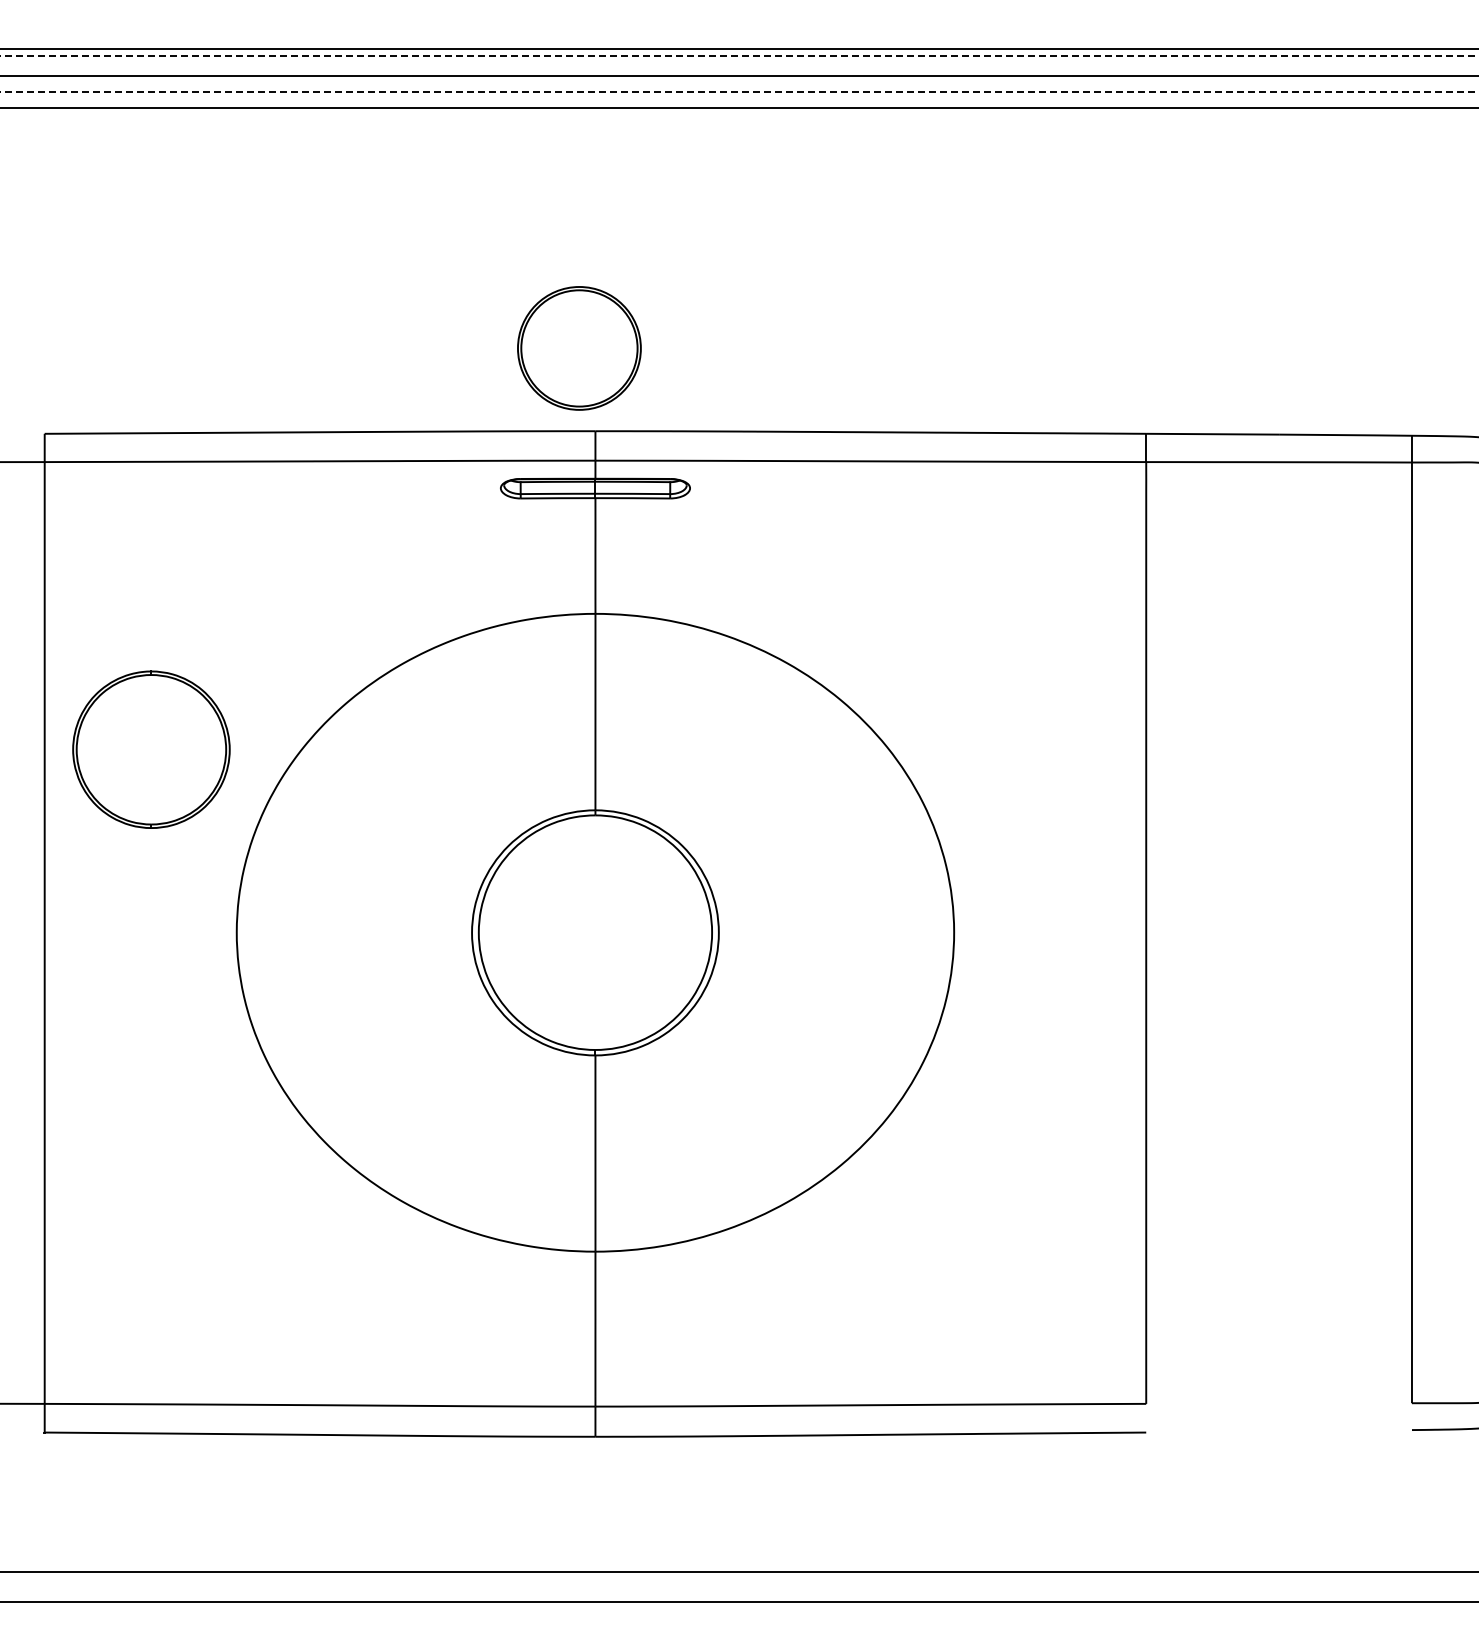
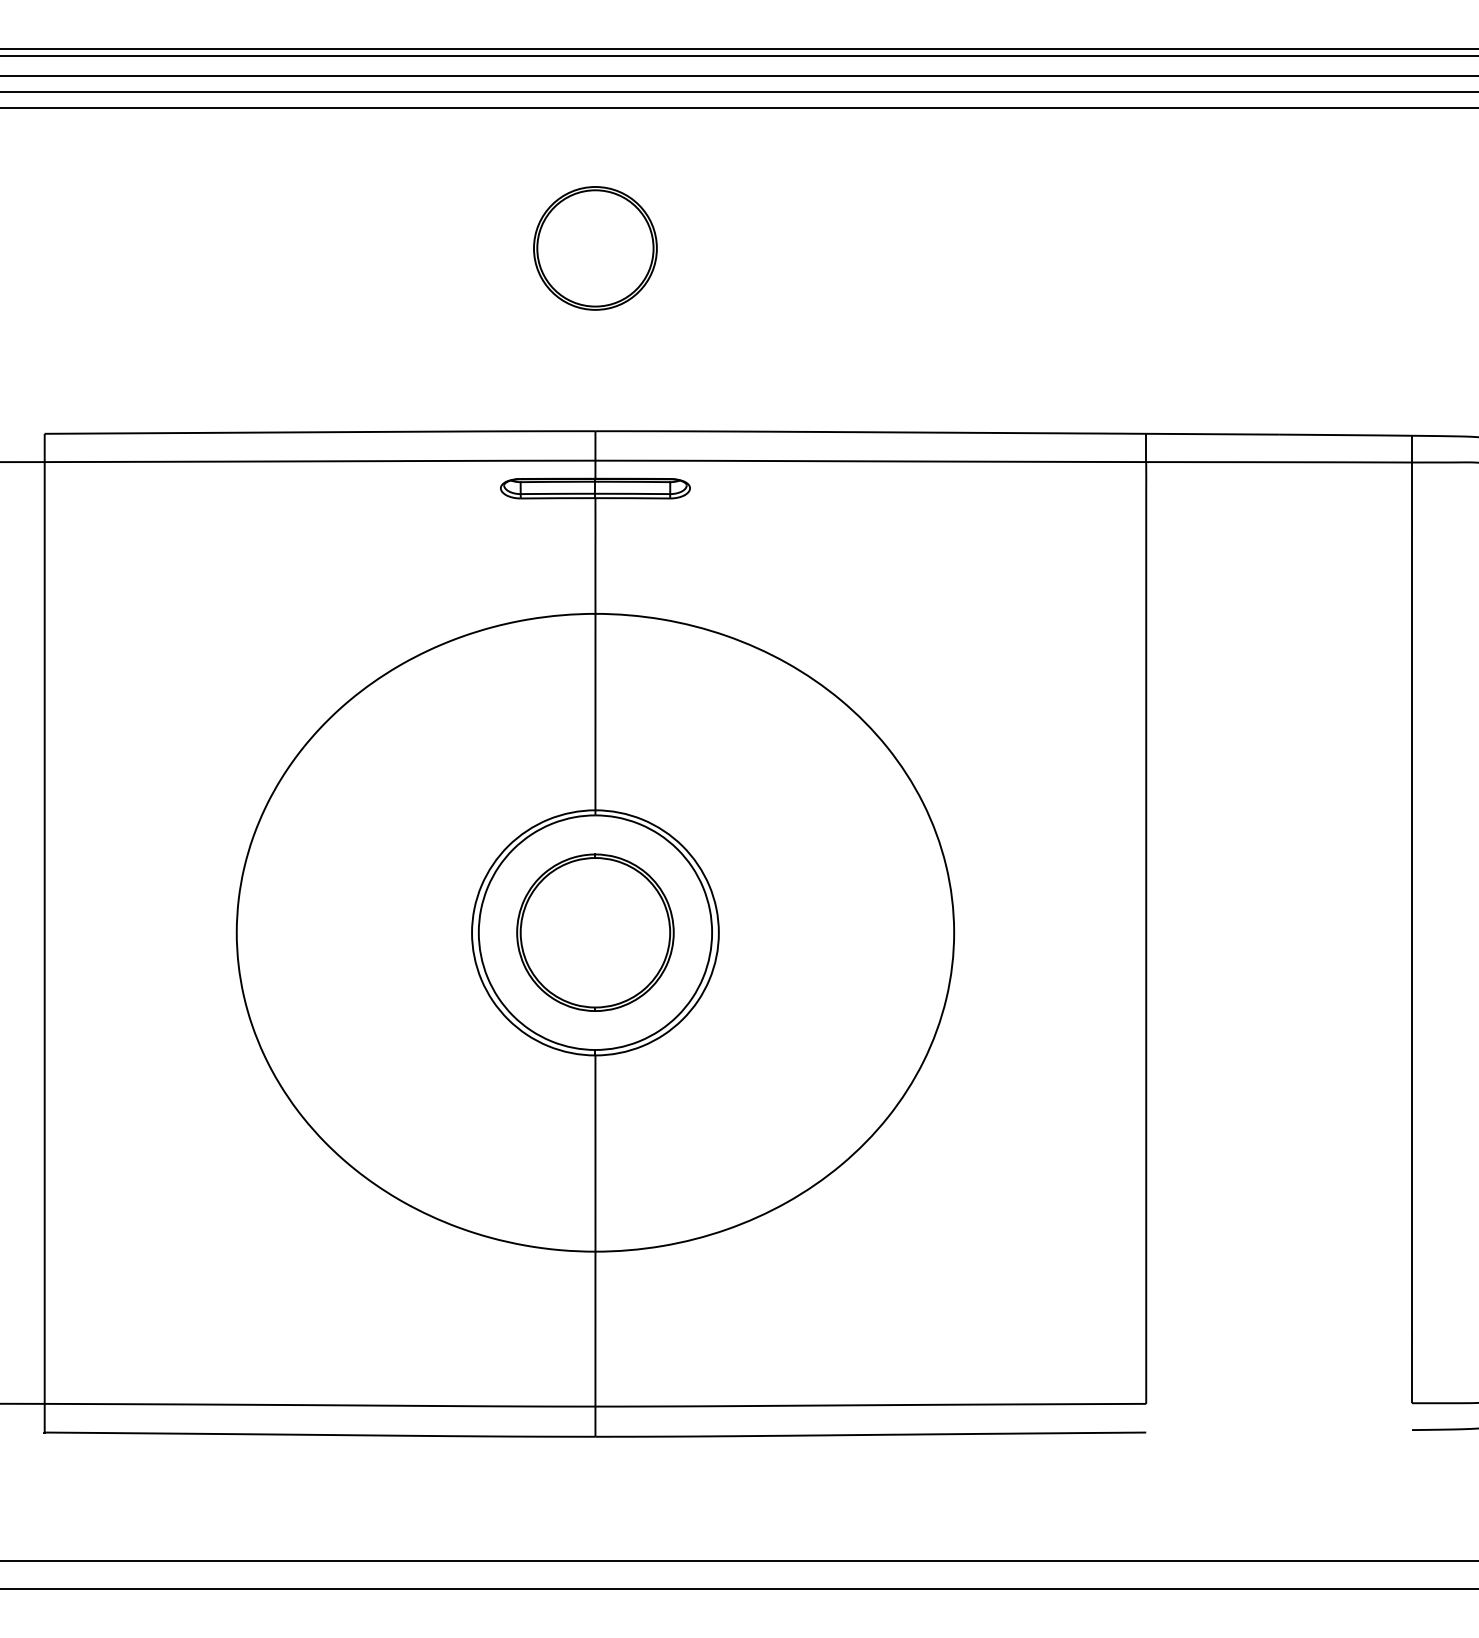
line: dashed -> solid (739, 55)
line: dashed -> solid (739, 91)
part position: (579, 348) -> (595, 248) (595, 248)
part position: (151, 749) -> (595, 932) (595, 932)
line position: (738, 1571) -> (738, 1560) (738, 1560)
line position: (738, 1601) -> (738, 1588) (738, 1588)
